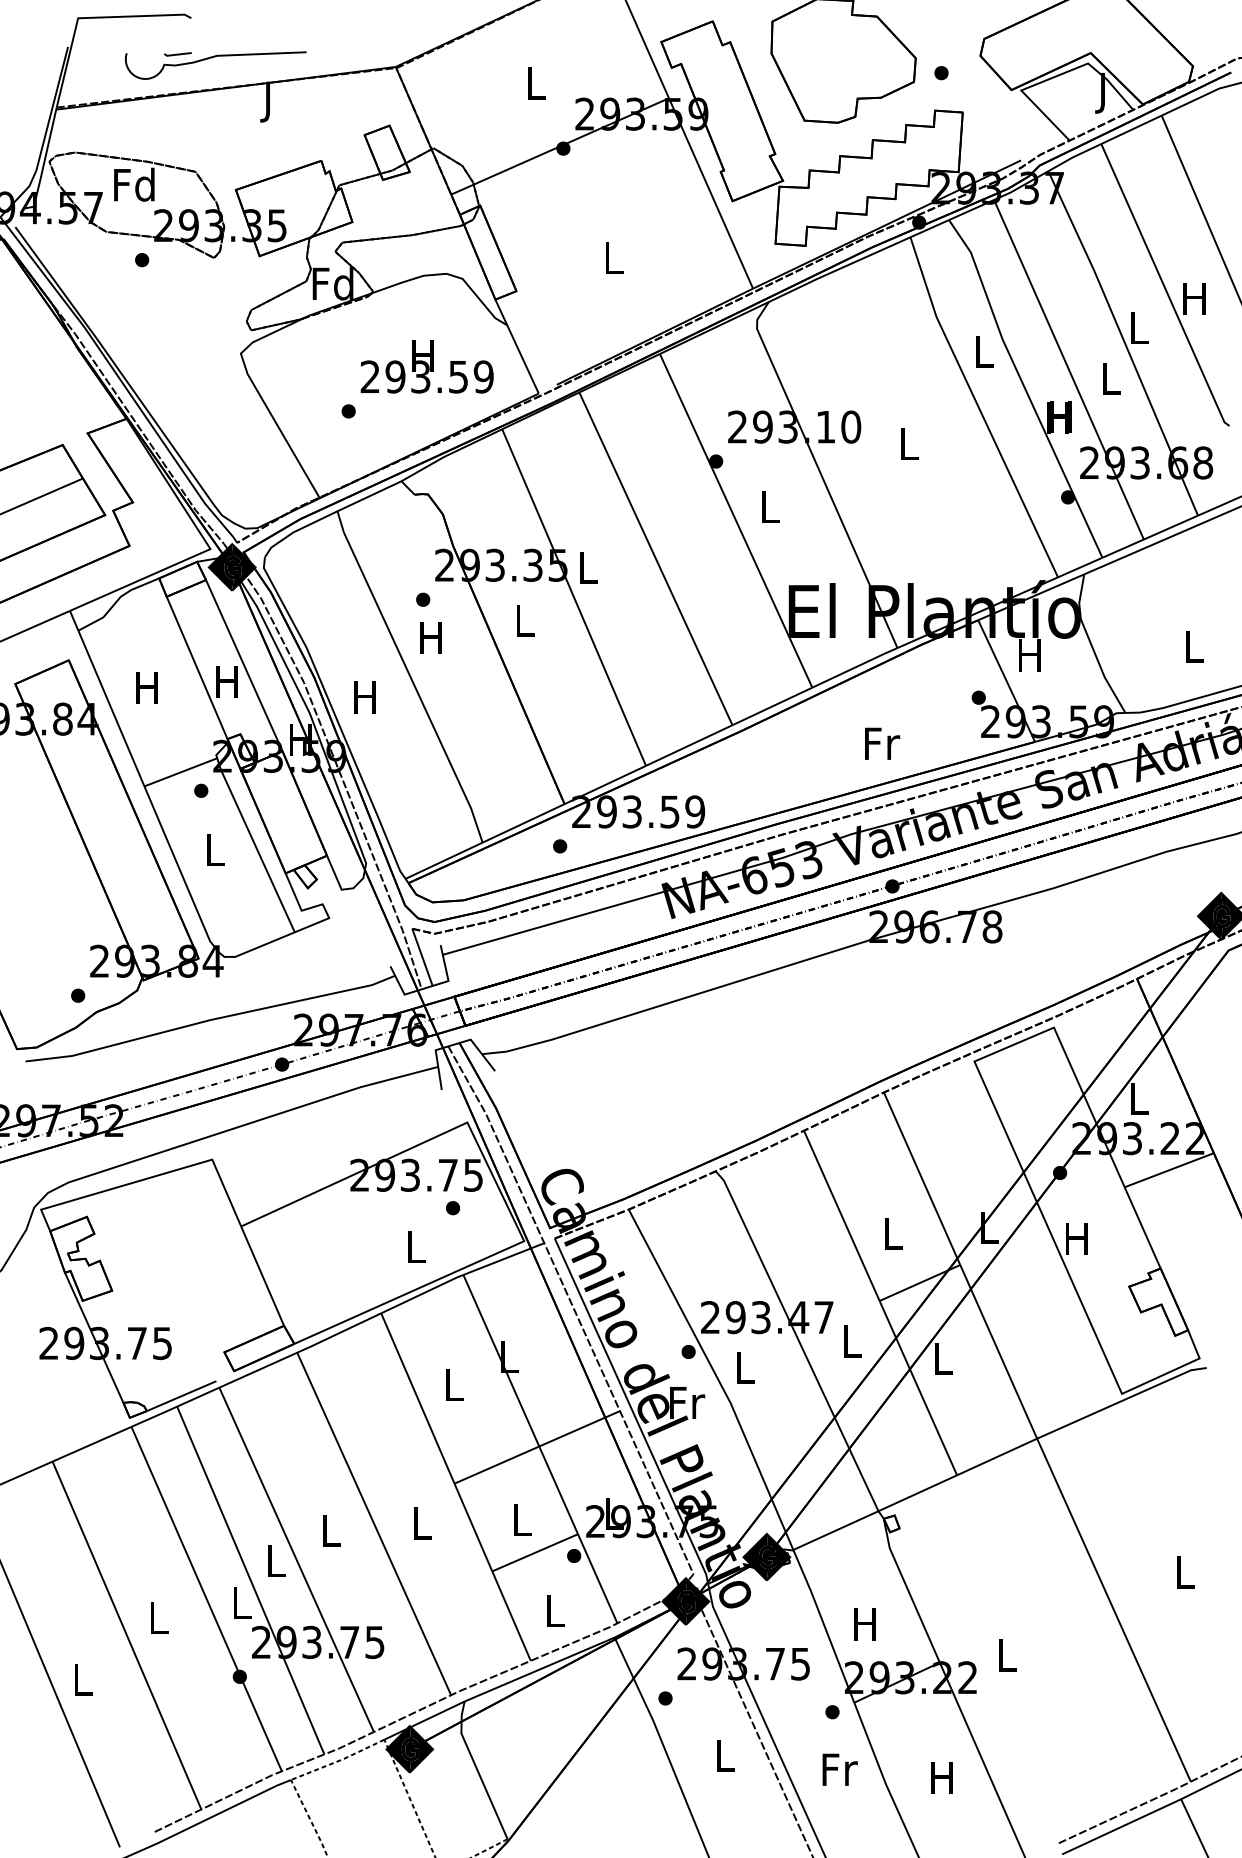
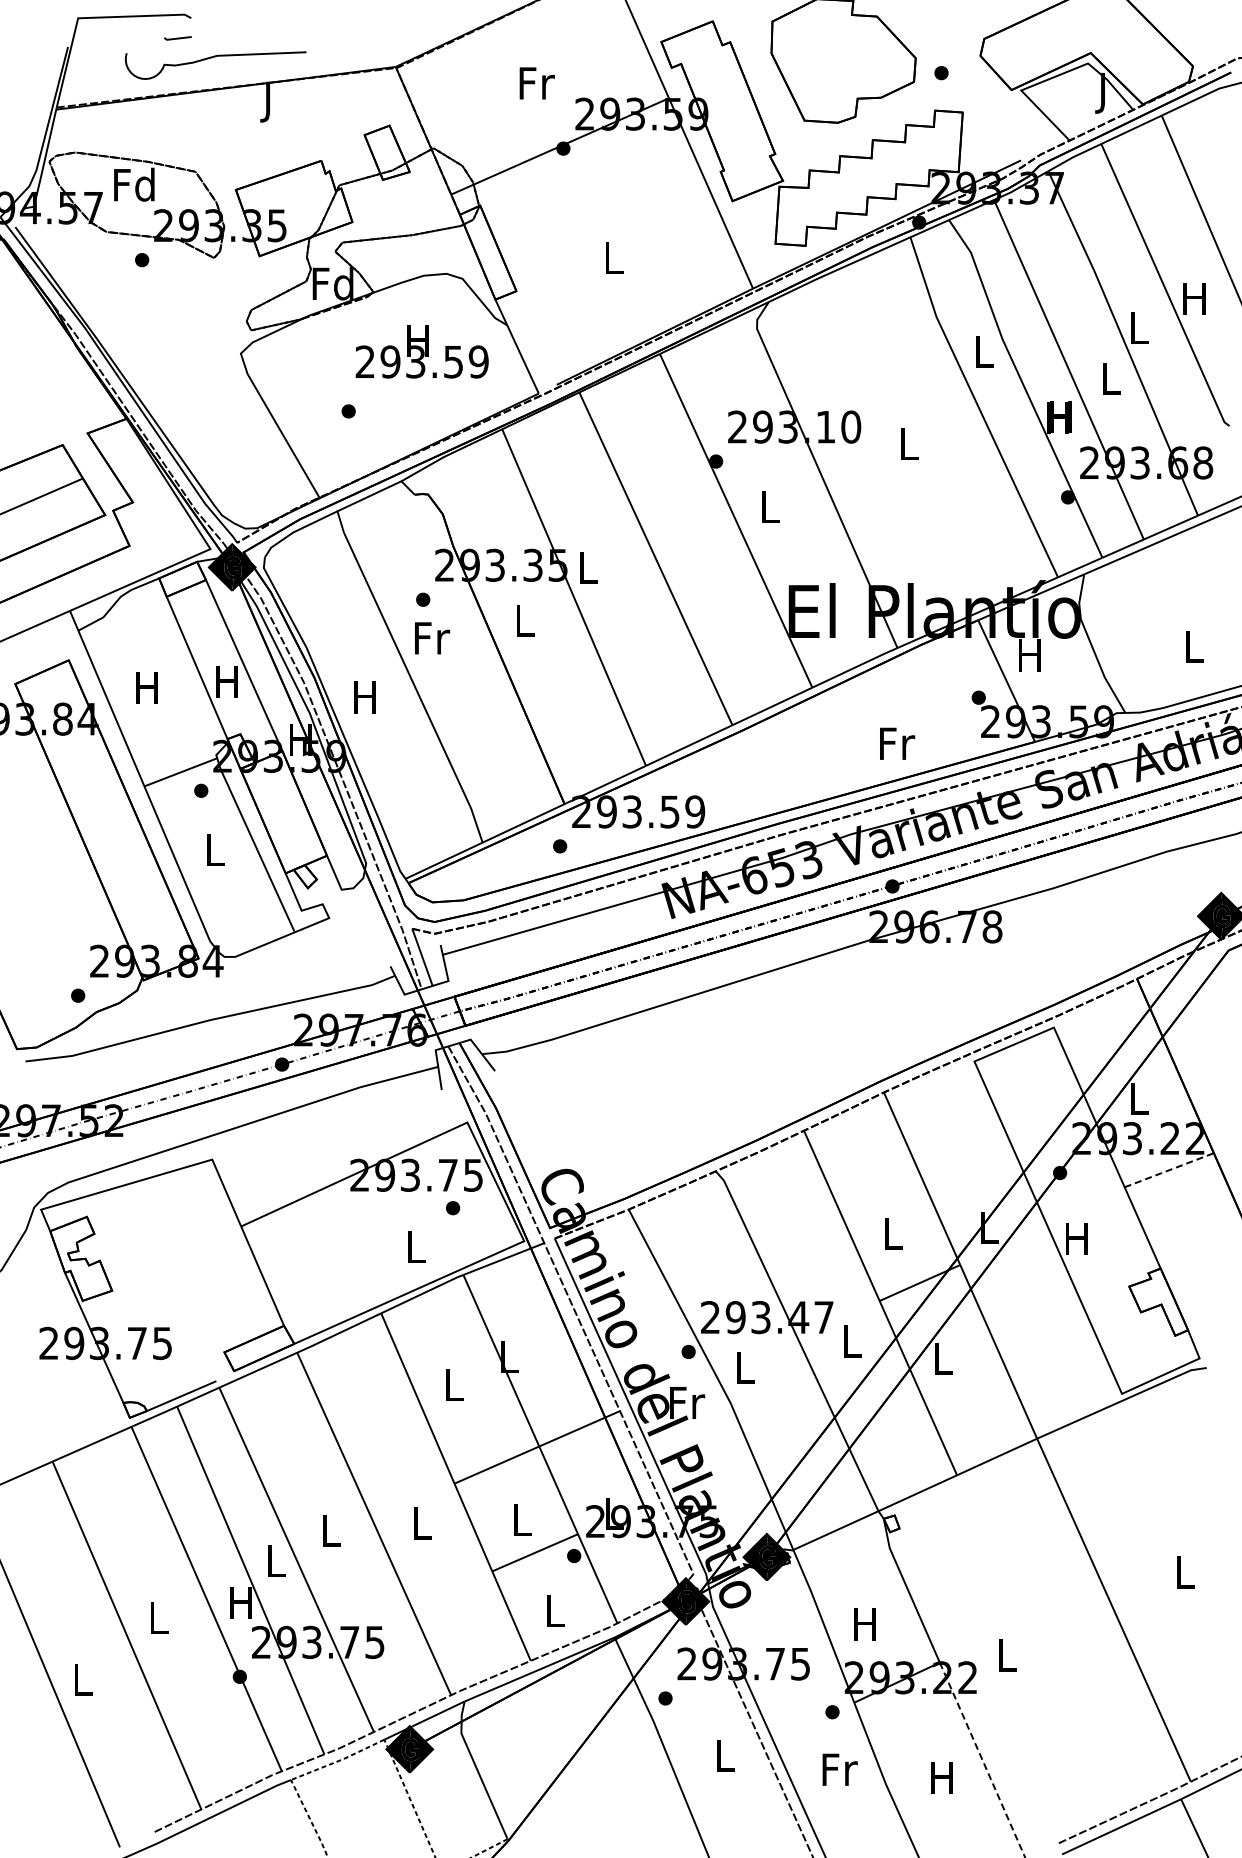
line position: (177, 54) -> (177, 38) (177, 38)
text: L -> Fr (536, 83)
text position: (426, 366) -> (421, 351) (421, 351)
text: H -> Fr (432, 638)
text position: (882, 743) -> (897, 743) (897, 743)
line: solid -> dashed (1169, 1170)
text: L -> H (240, 1602)
line: solid -> dashed (982, 1760)
